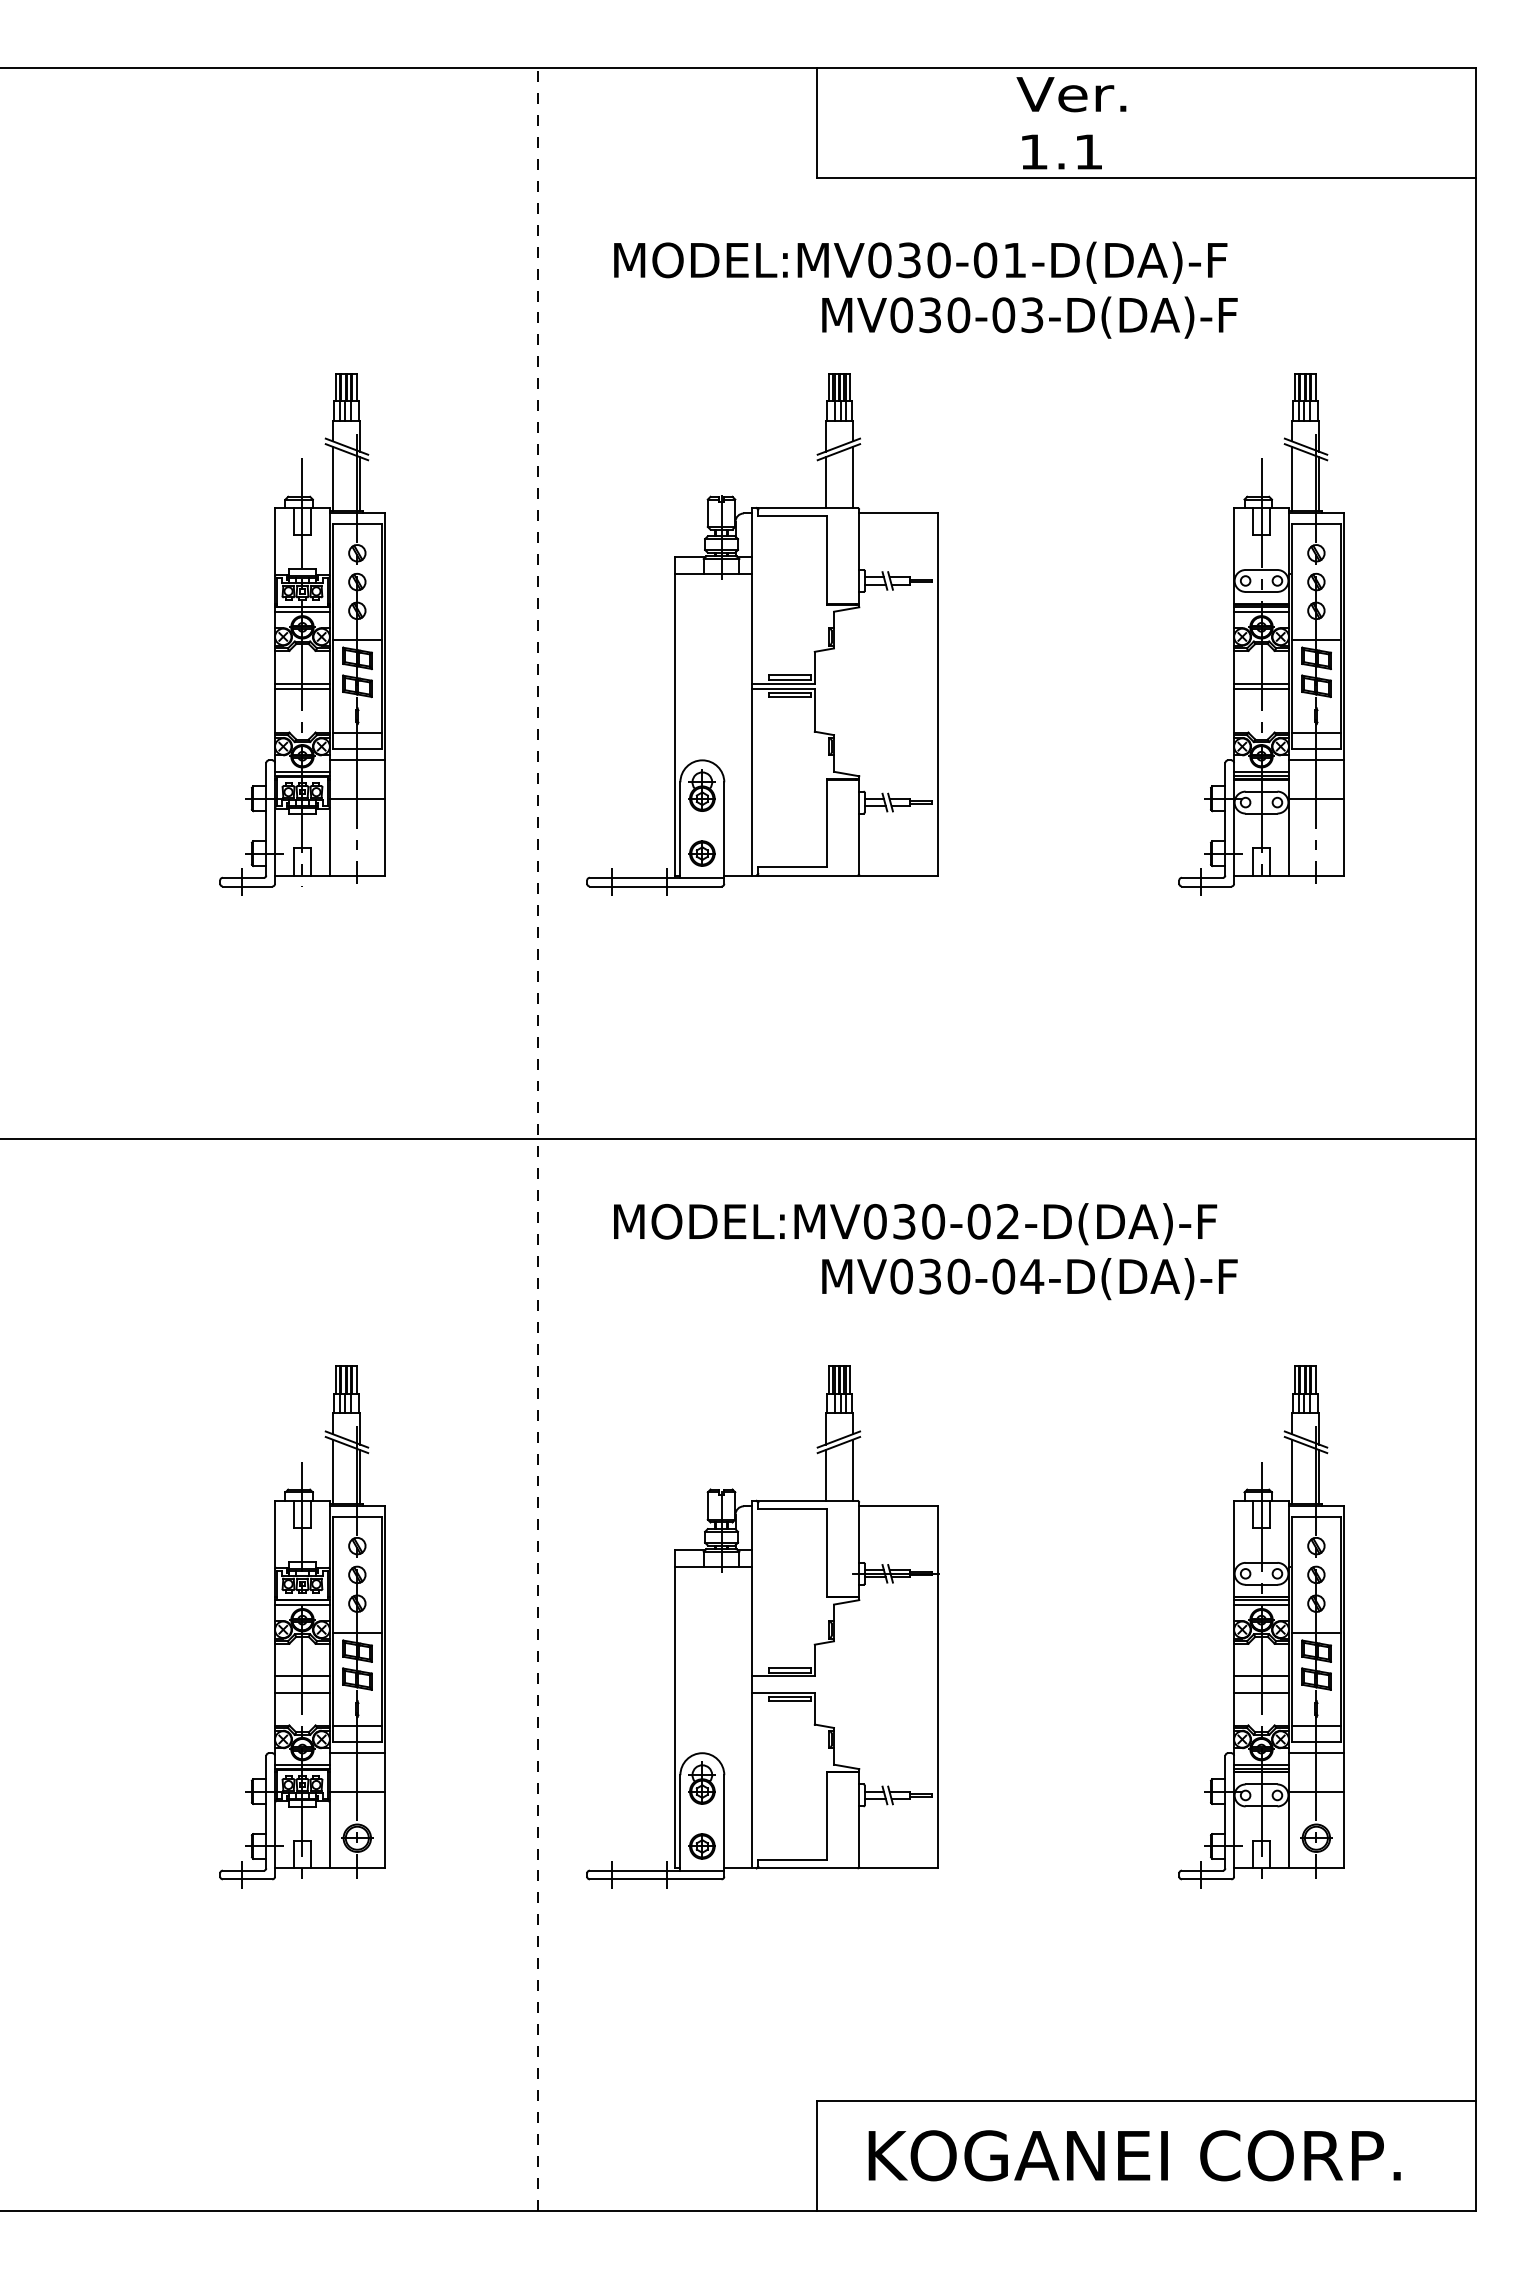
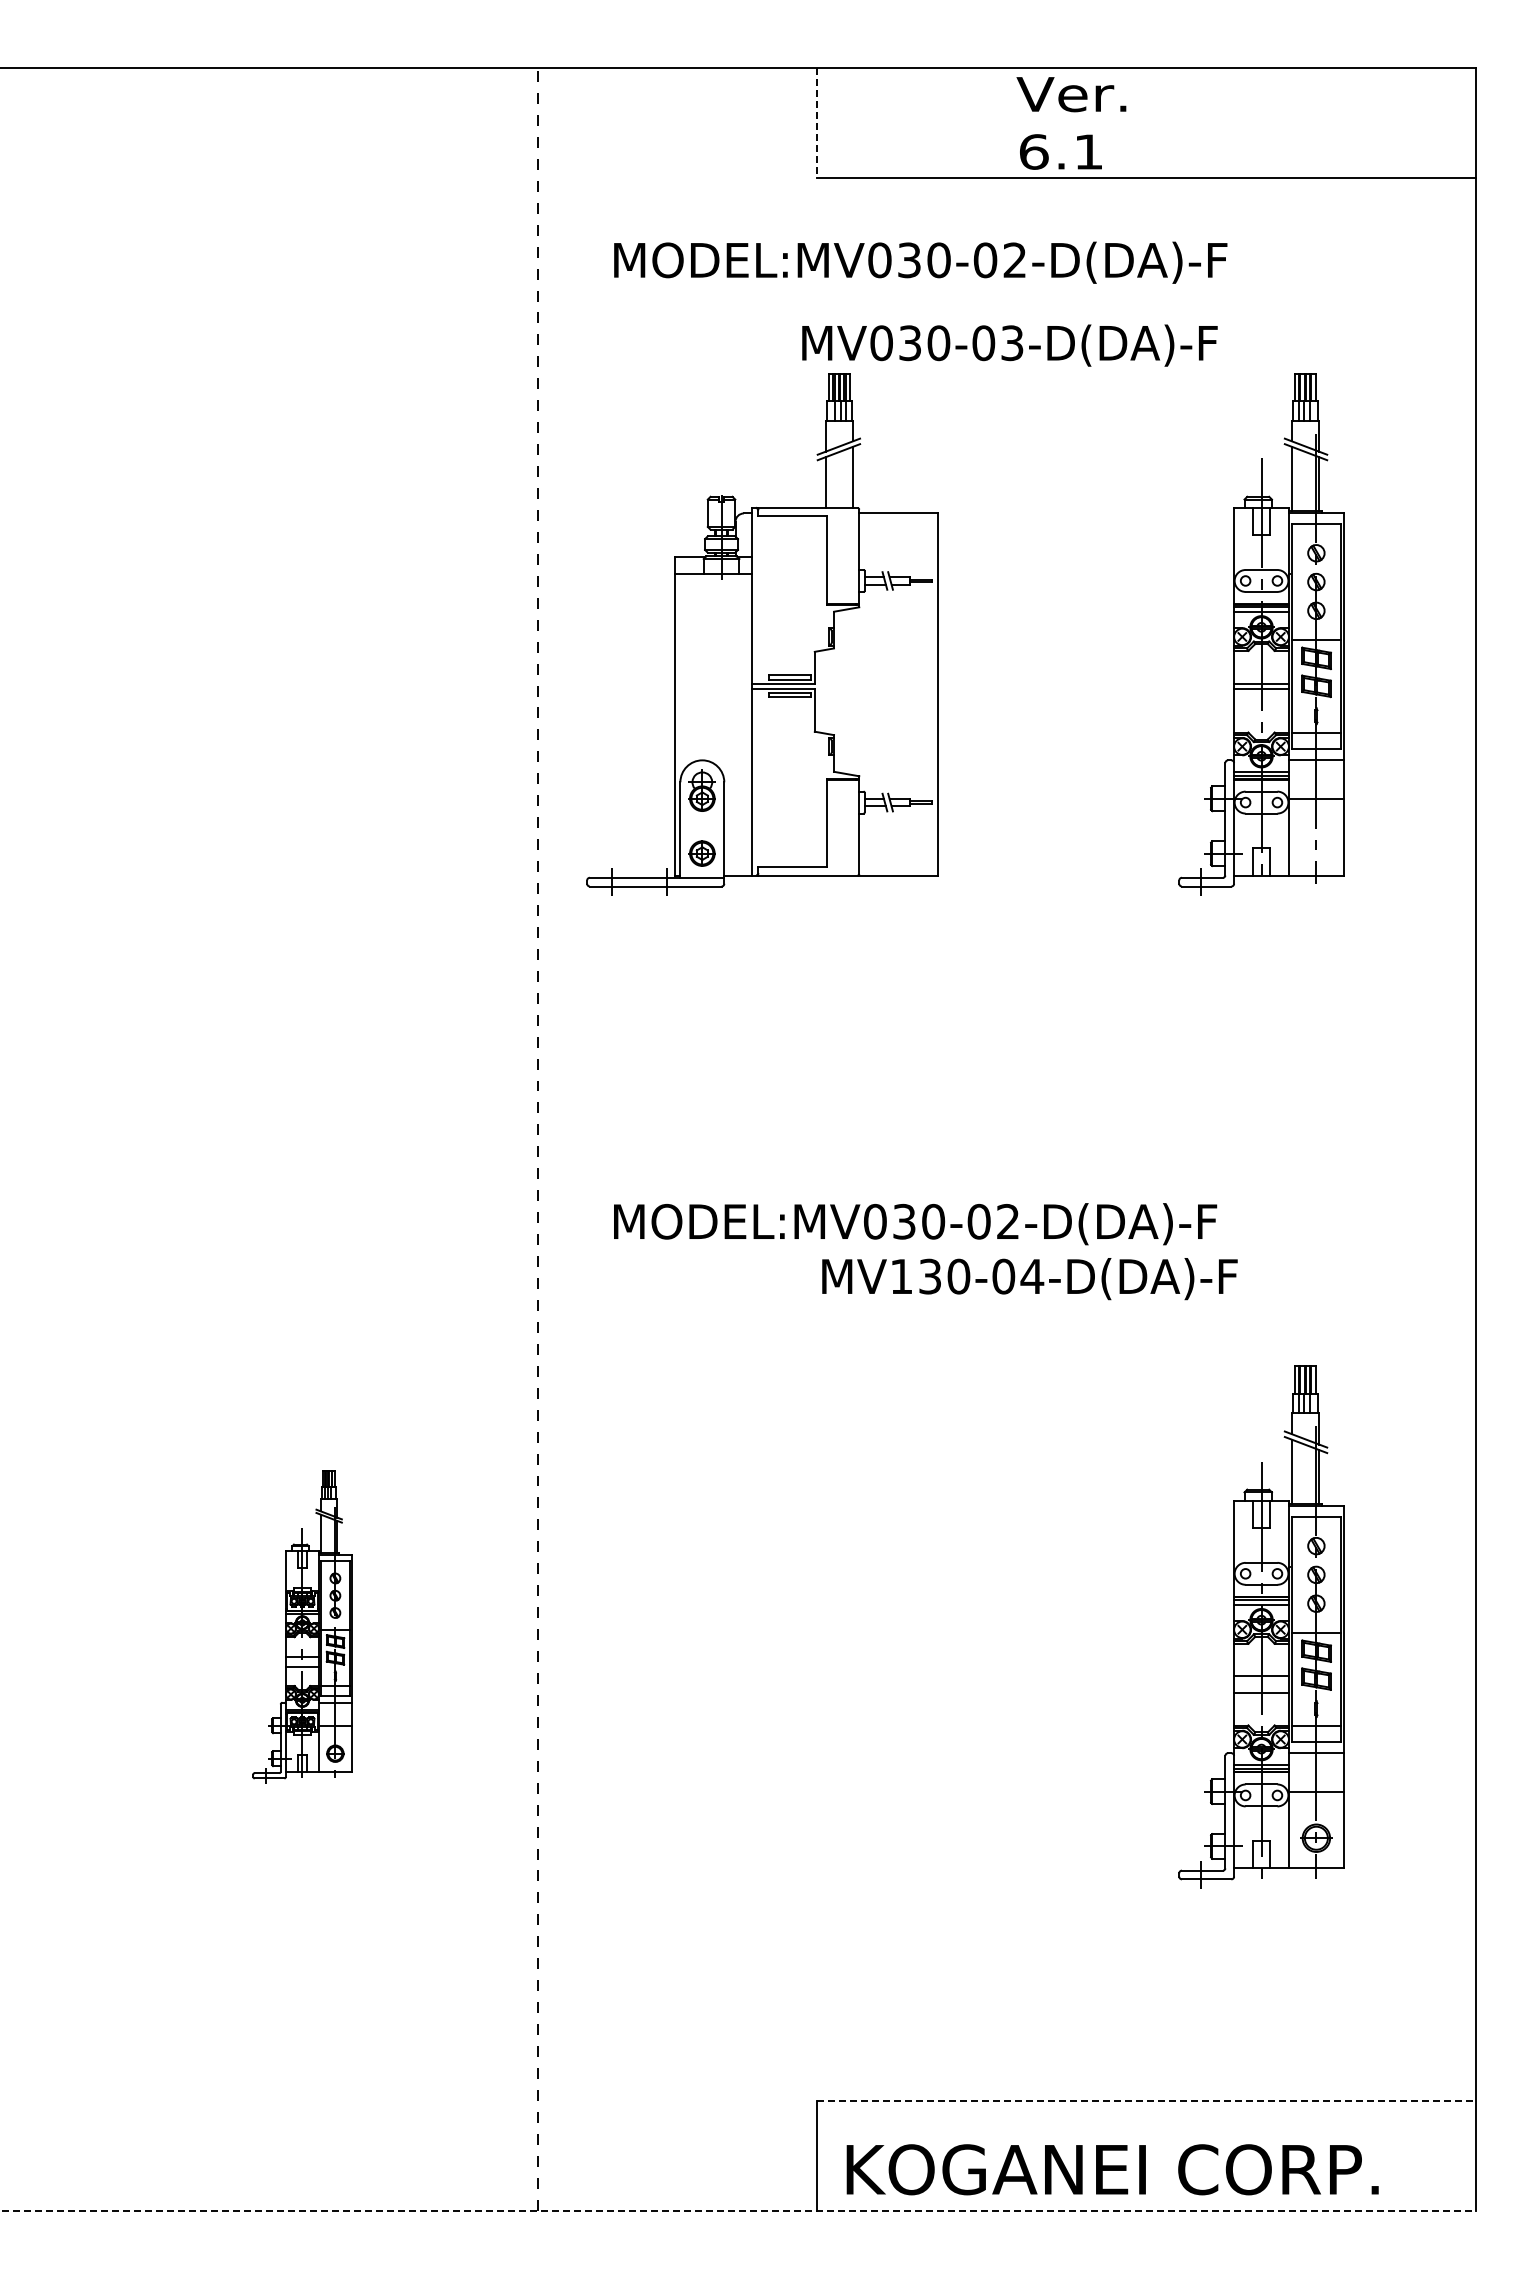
line: solid -> dashed (817, 123)
text: 1.1 -> 6.1 (1034, 151)
text: MODEL:MV030-01-D(DA)-F -> MODEL:MV030-02-D(DA)-F (1014, 259)
text position: (1029, 317) -> (1009, 345) (1009, 345)
part: present -> none (302, 634)
line: present -> none (738, 1139)
text: MV030-04-D(DA)-F -> MV130-04-D(DA)-F (901, 1276)
part size: 167x524 px -> 101x314 px (302, 1626)
part: present -> none (762, 1626)
line: solid -> dashed (1146, 2100)
text position: (1134, 2155) -> (1112, 2169) (1112, 2169)
line: solid -> dashed (738, 2210)
